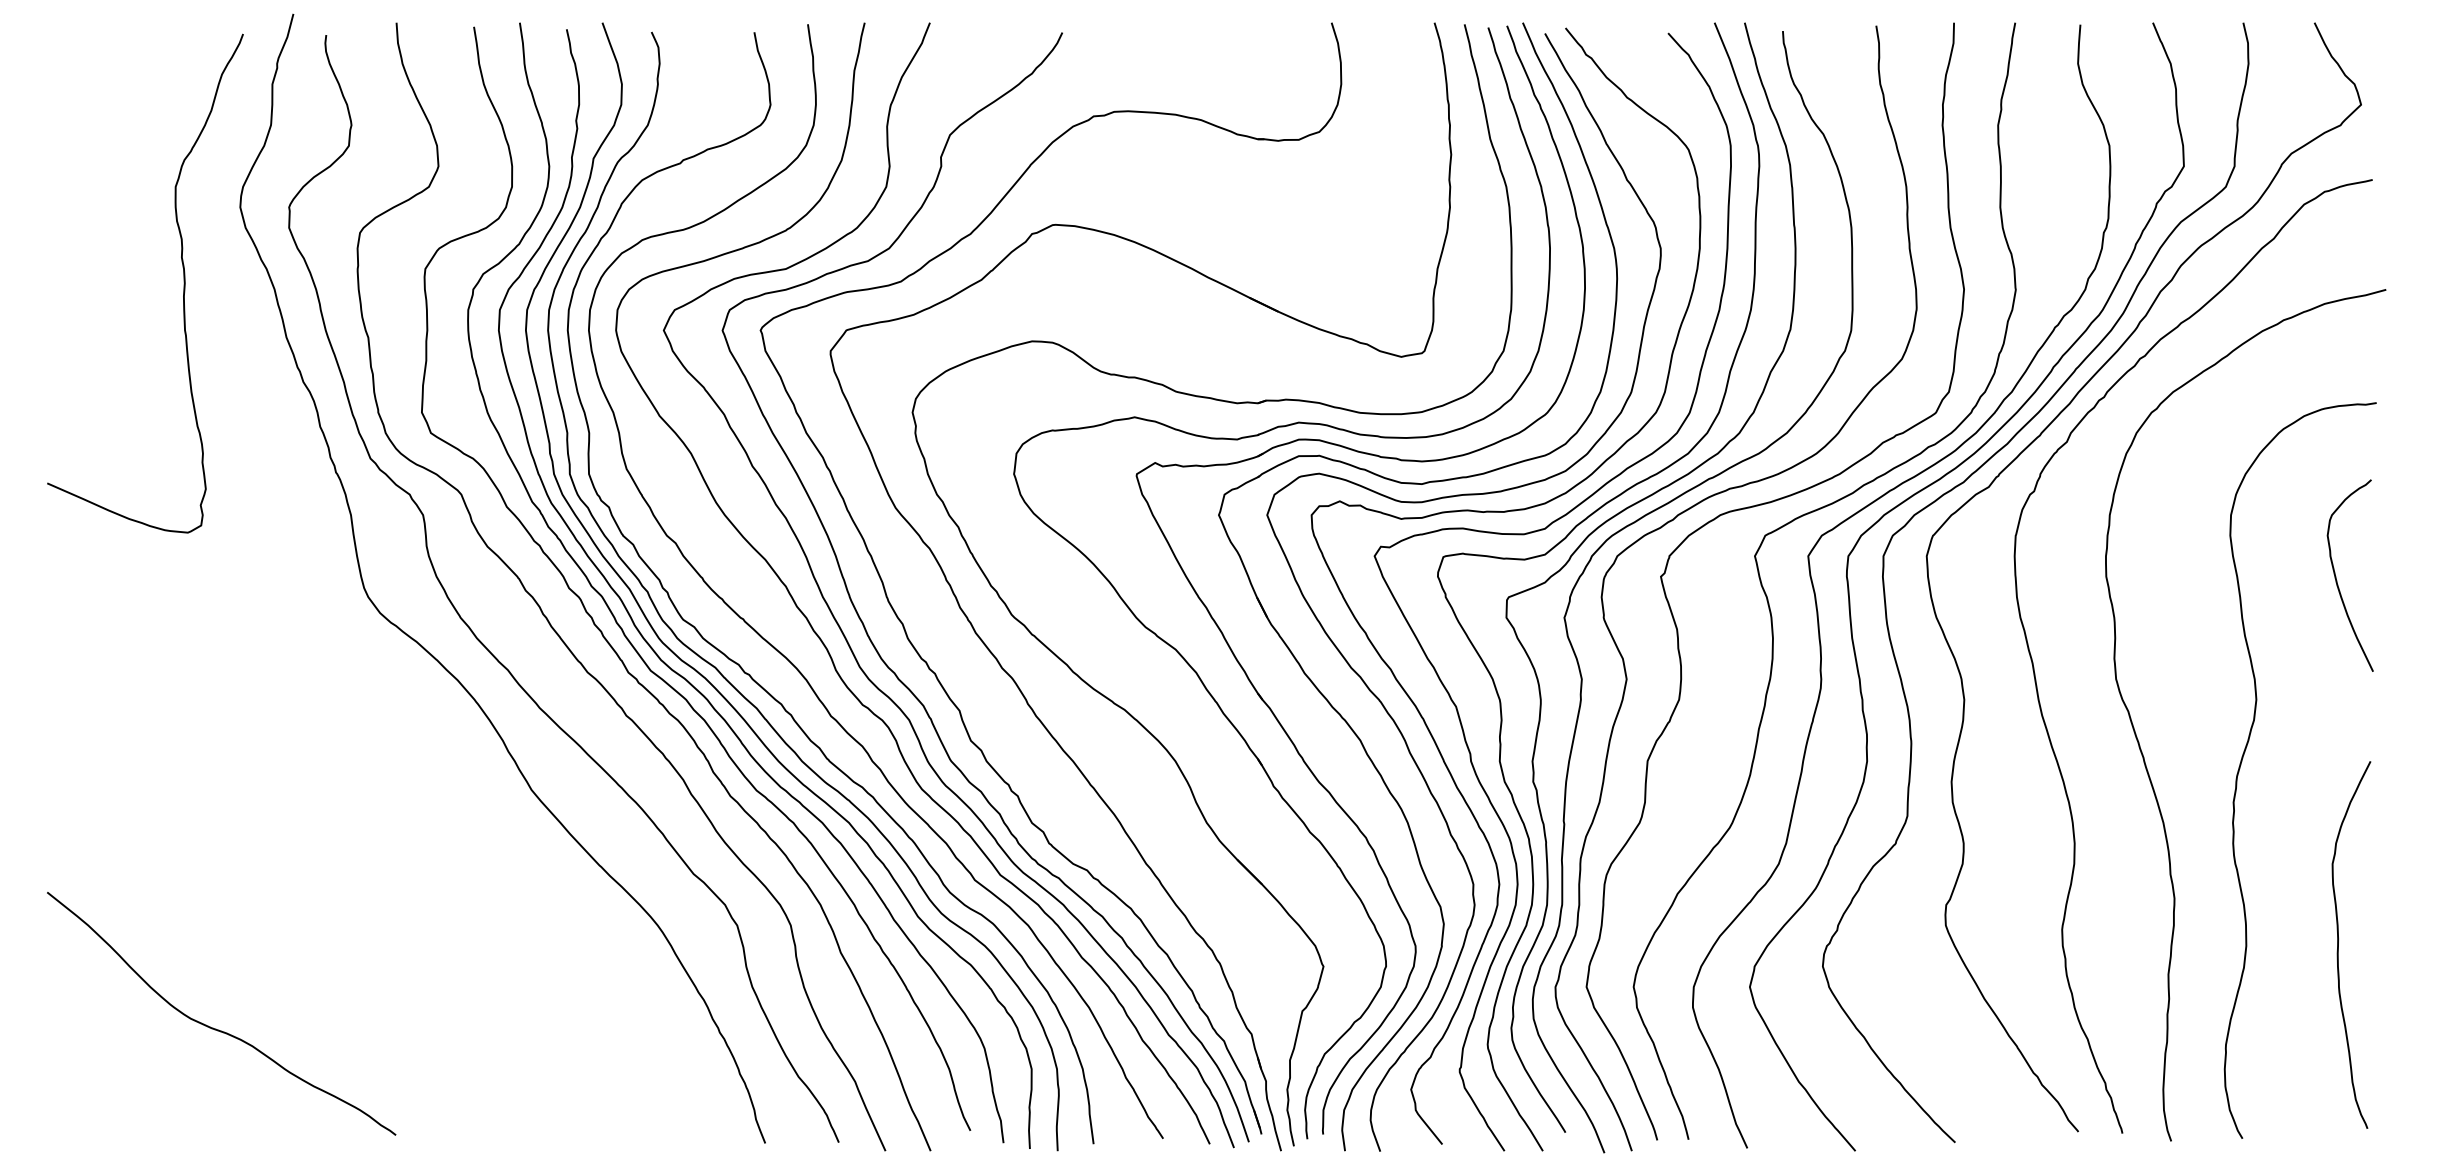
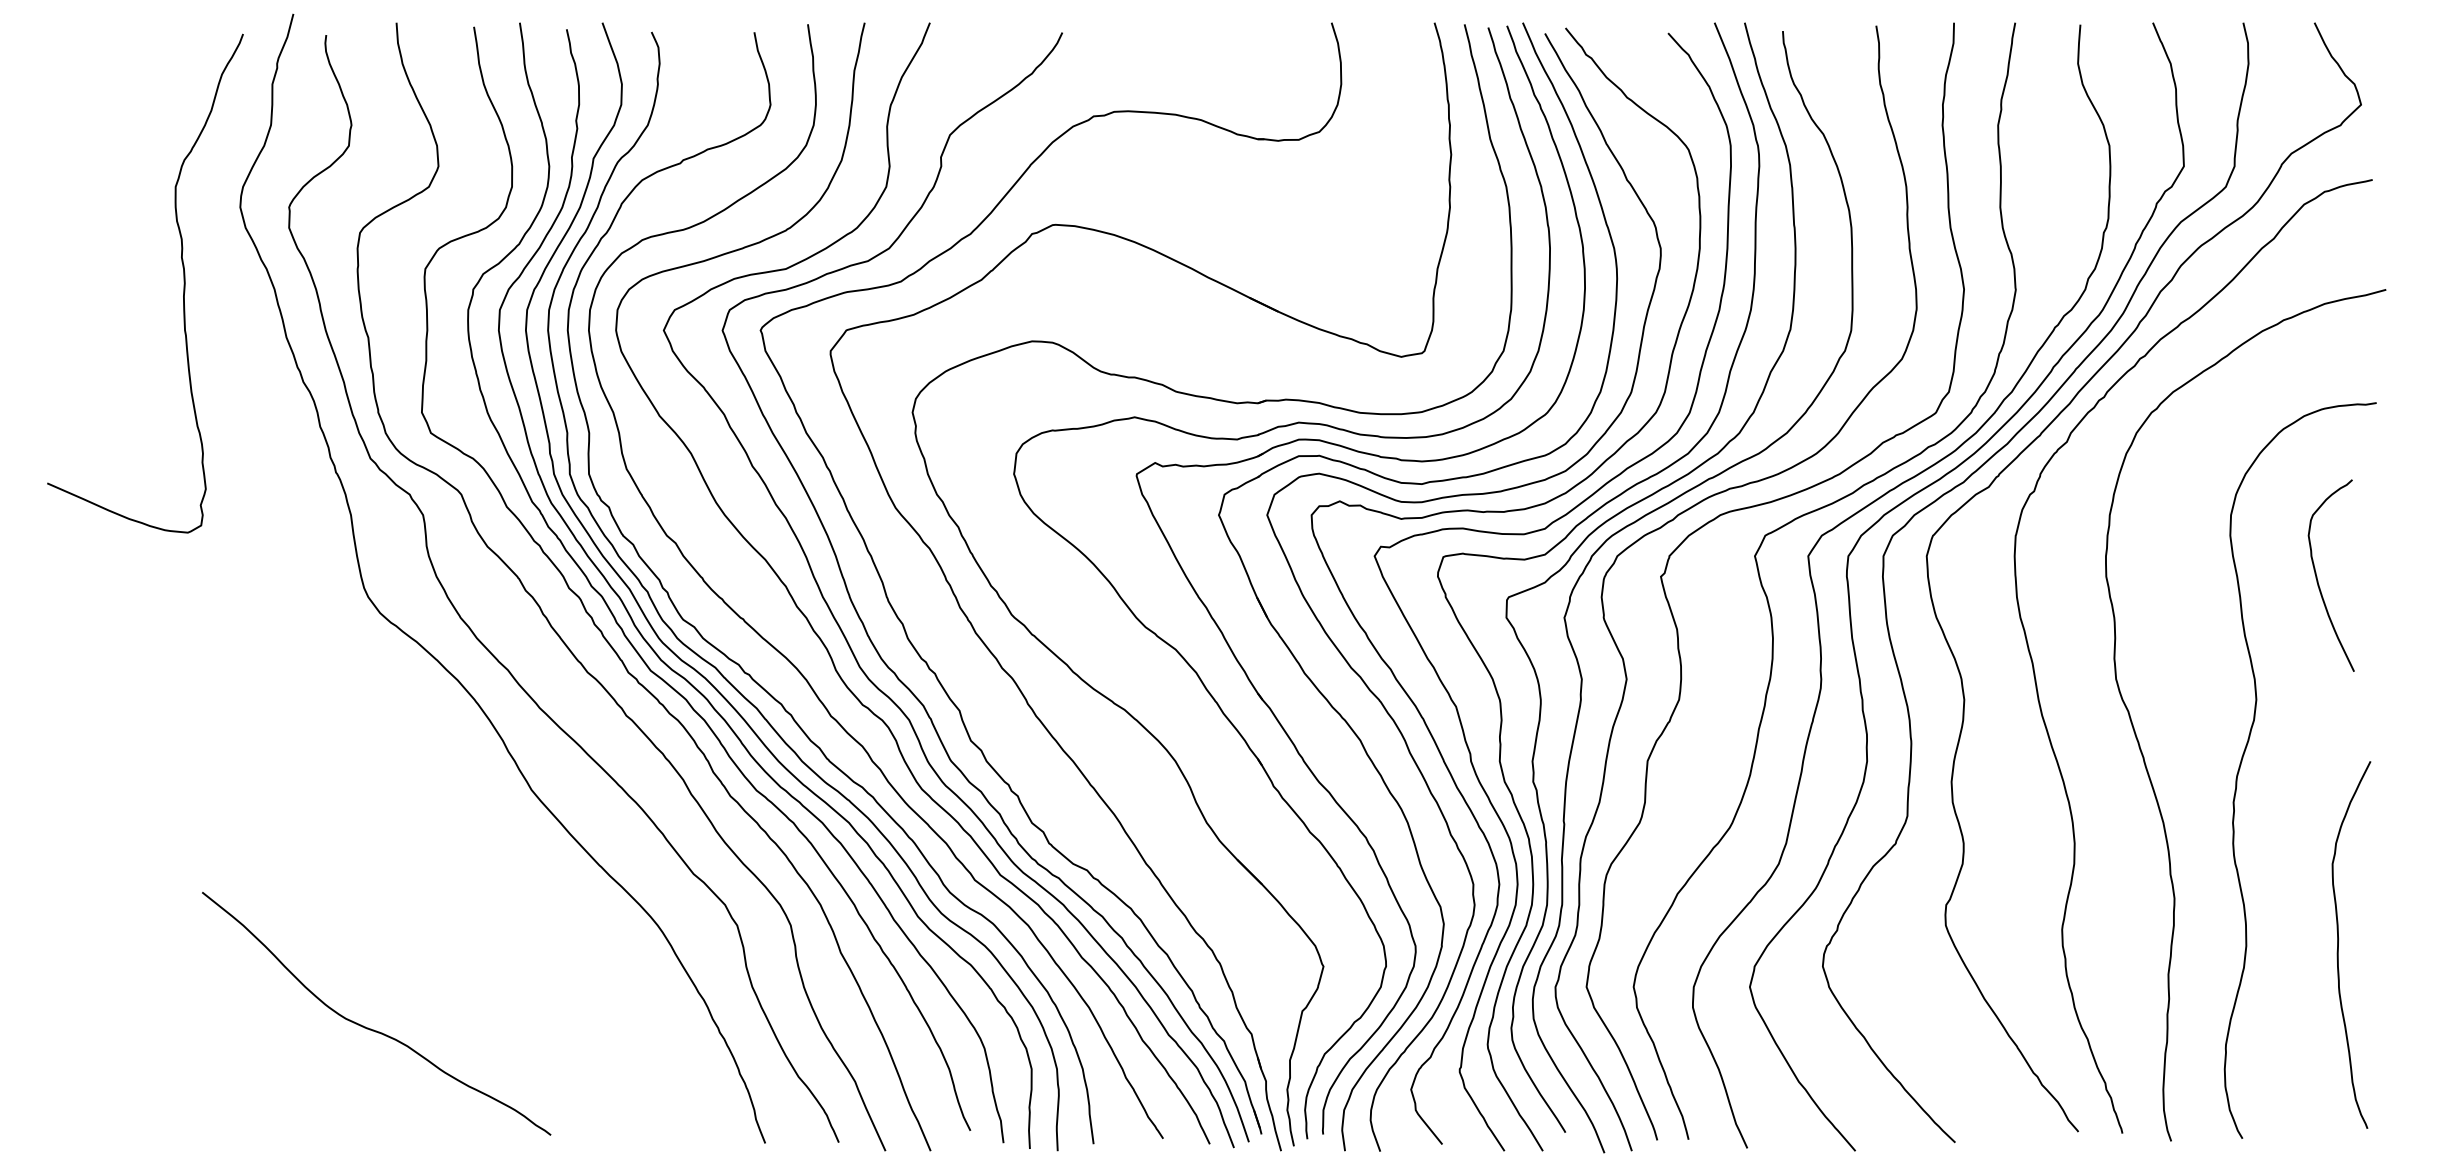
curve position: (2337, 580) -> (2318, 580) (2318, 580)
curve position: (216, 1028) -> (371, 1028) (371, 1028)
